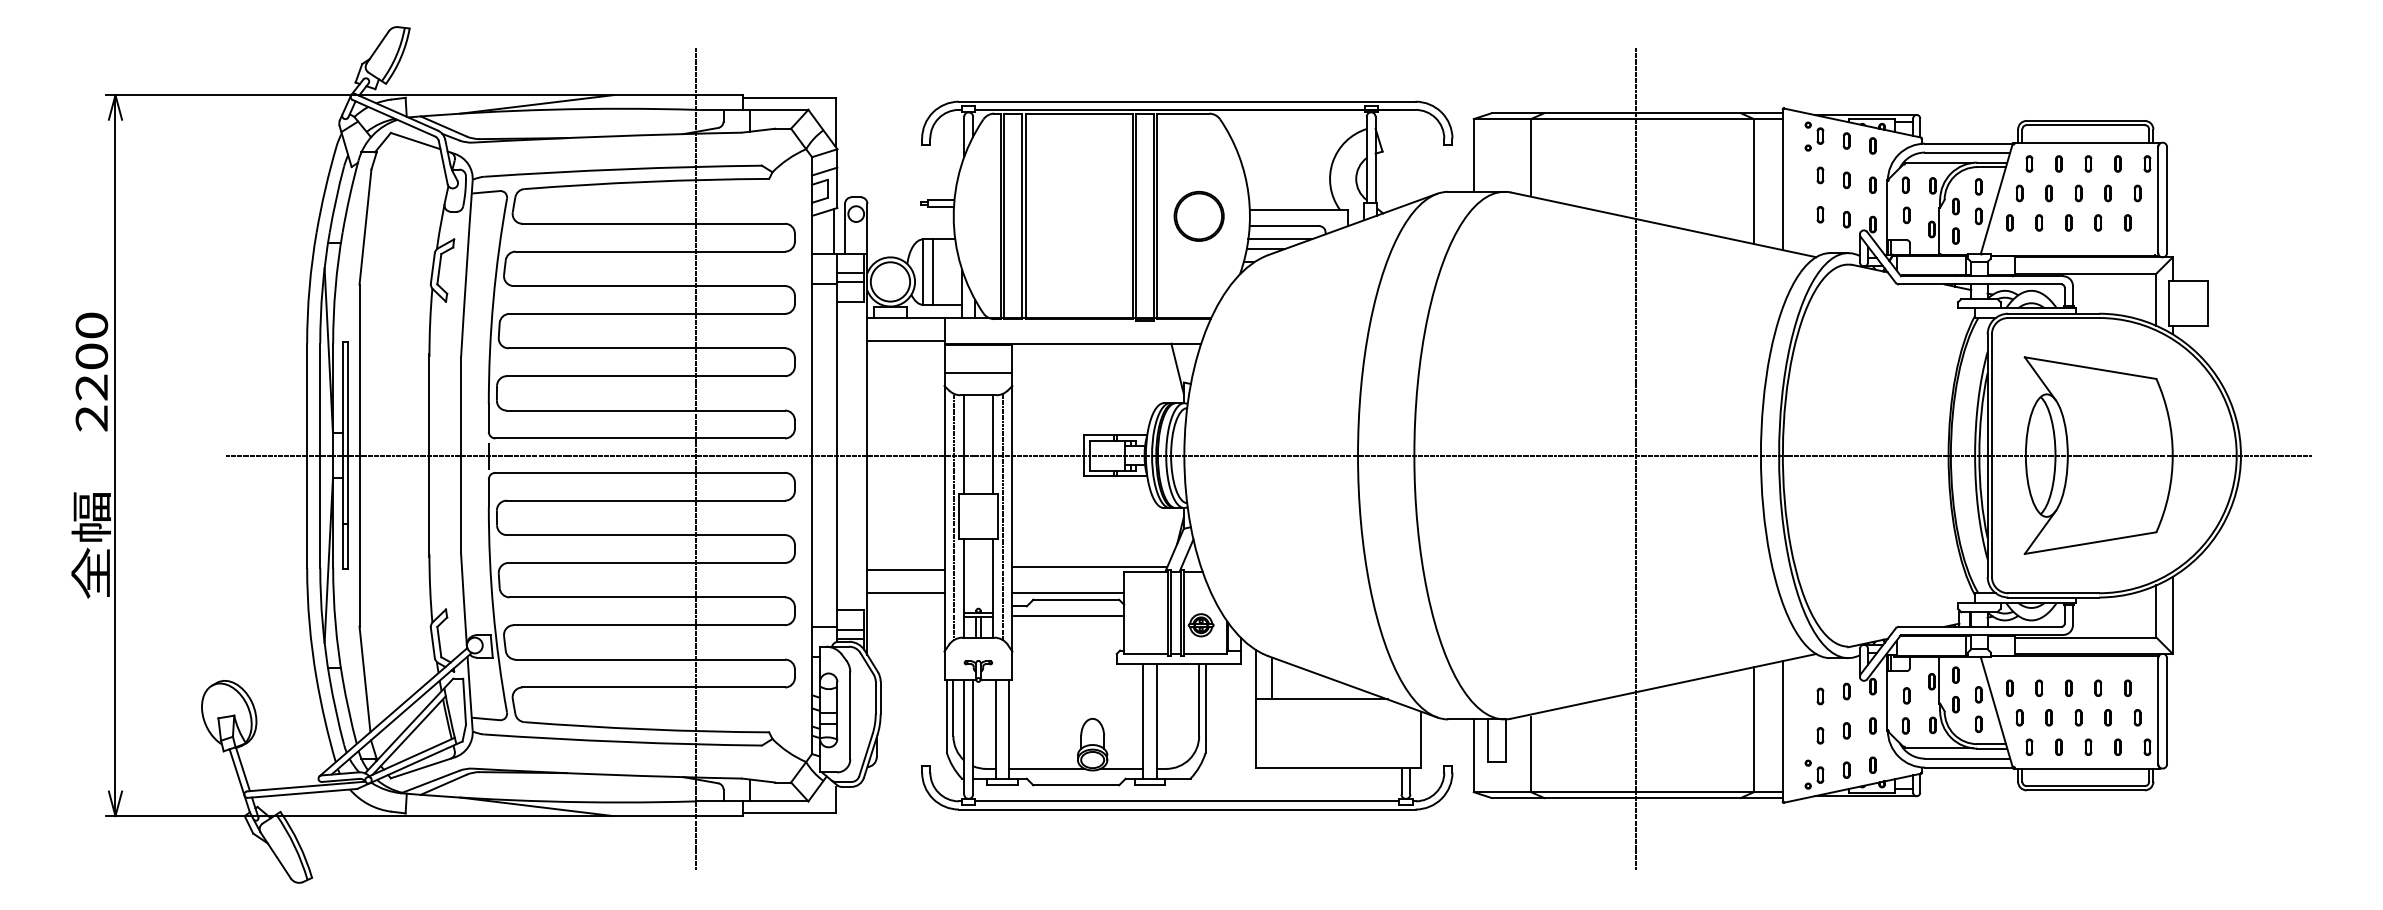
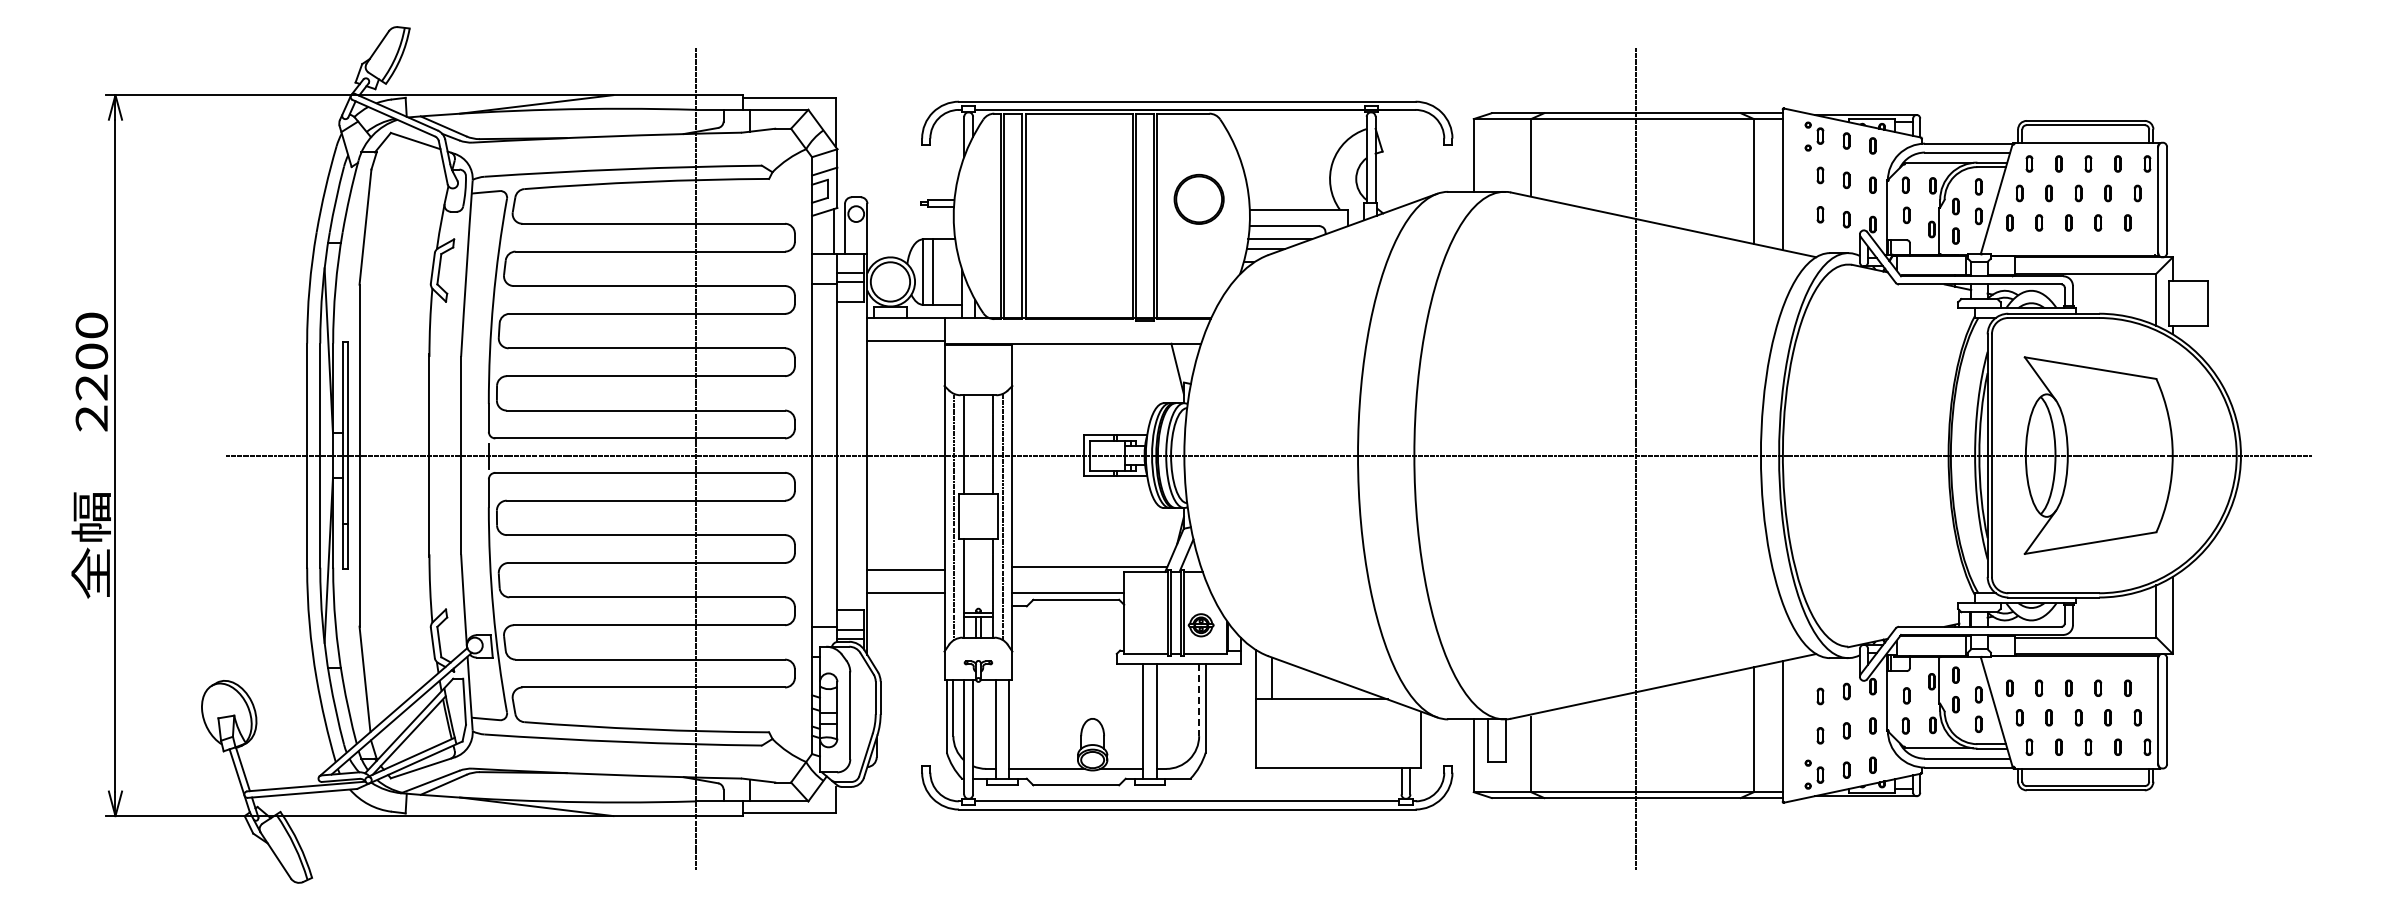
part position: (1198, 216) -> (1198, 199) (1198, 199)
line: present -> none (978, 373)
line: present -> none (1068, 616)
line: solid -> dashed (1199, 700)
